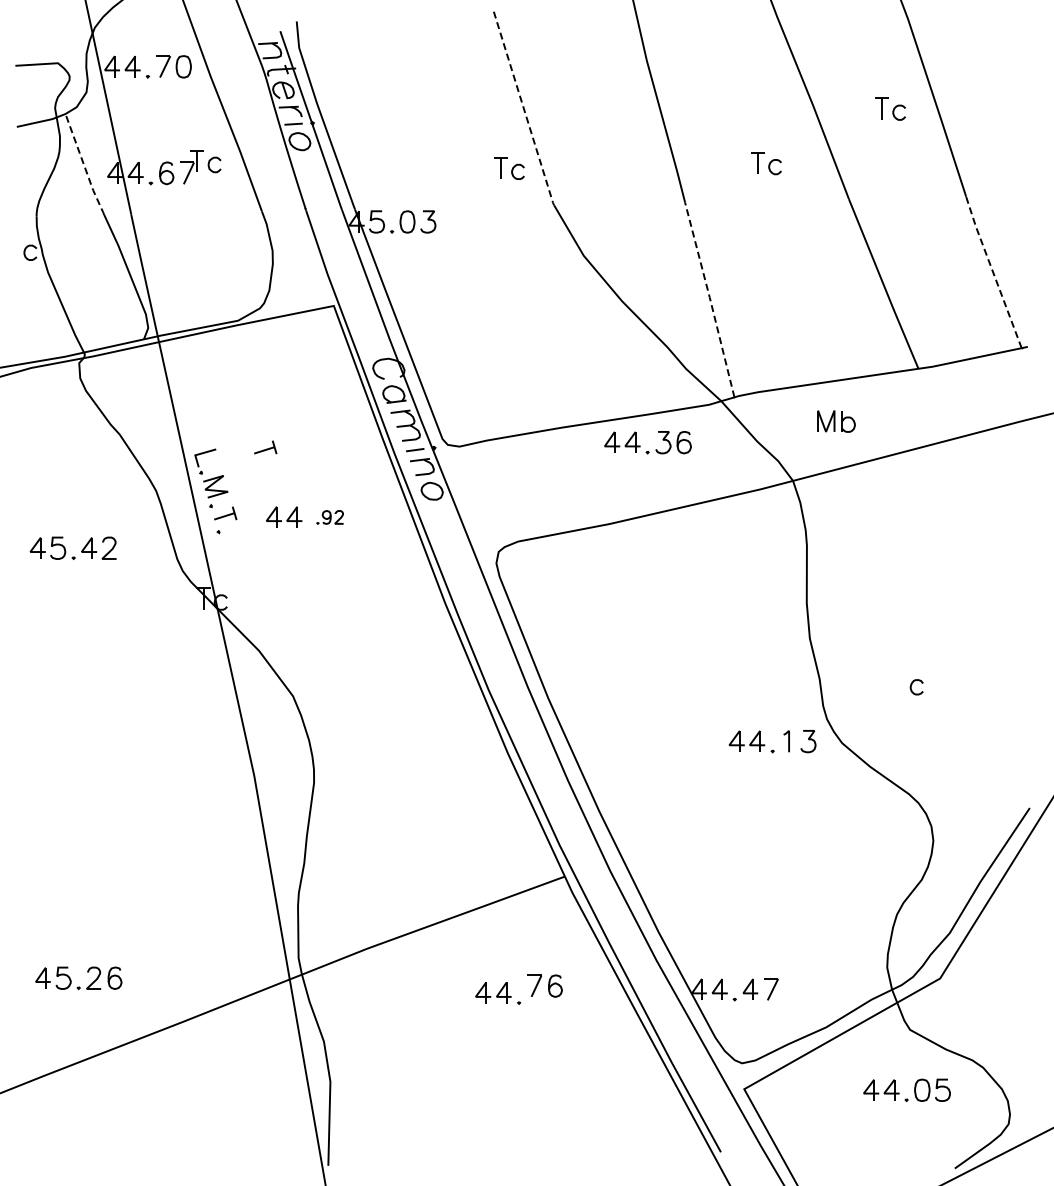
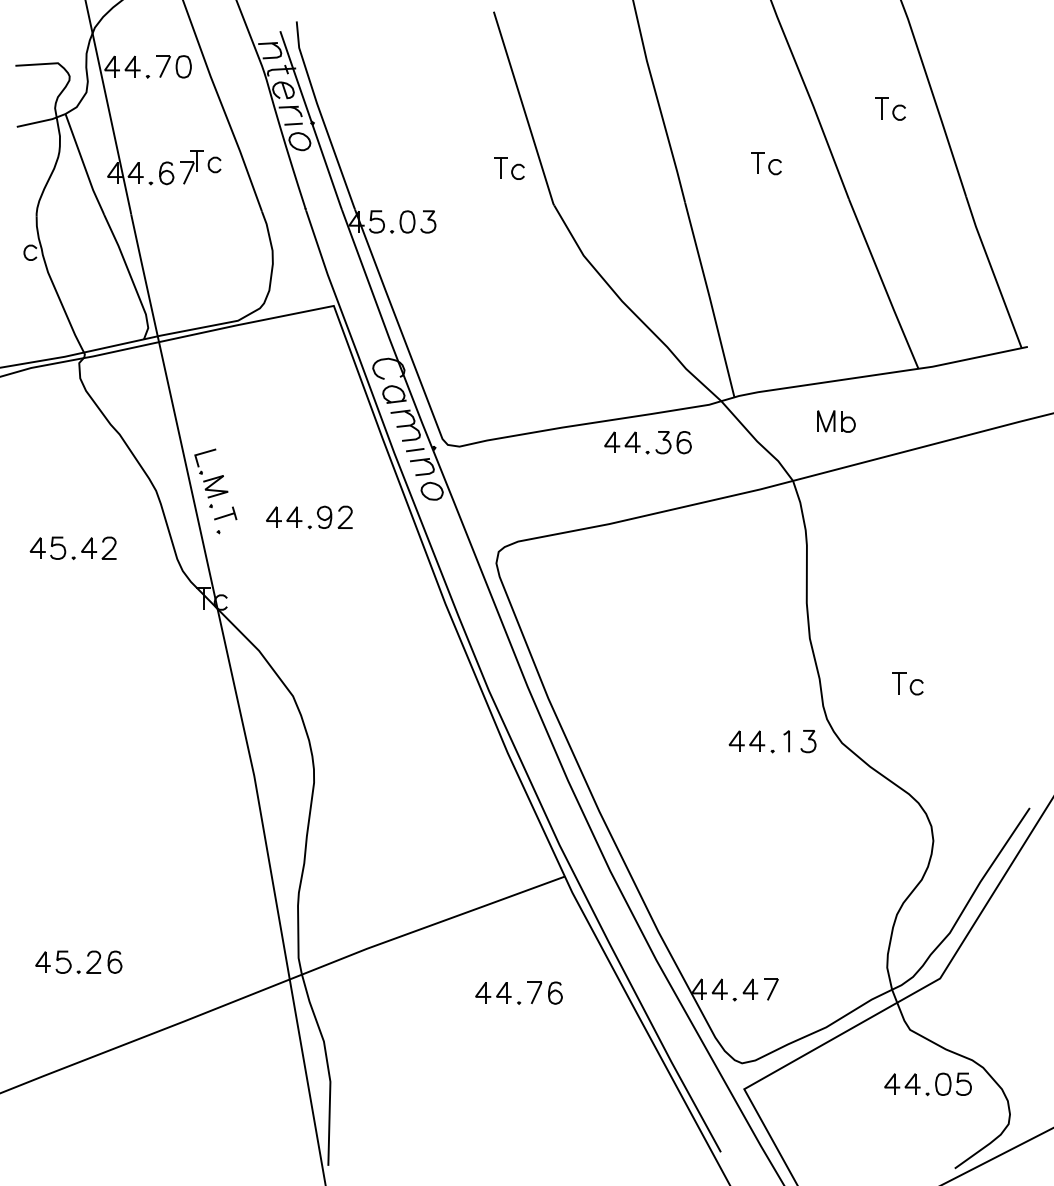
line: dashed -> solid (524, 110)
line: dashed -> solid (84, 166)
line: dashed -> solid (993, 272)
line: dashed -> solid (710, 299)
part: present -> none (265, 447)
part size: 28x15 px -> 46x25 px (329, 517)
part: none -> present (899, 683)
part position: (71, 979) -> (71, 963) (71, 963)
part position: (544, 985) -> (544, 992) (544, 992)
part position: (899, 1092) -> (920, 1086) (920, 1086)
